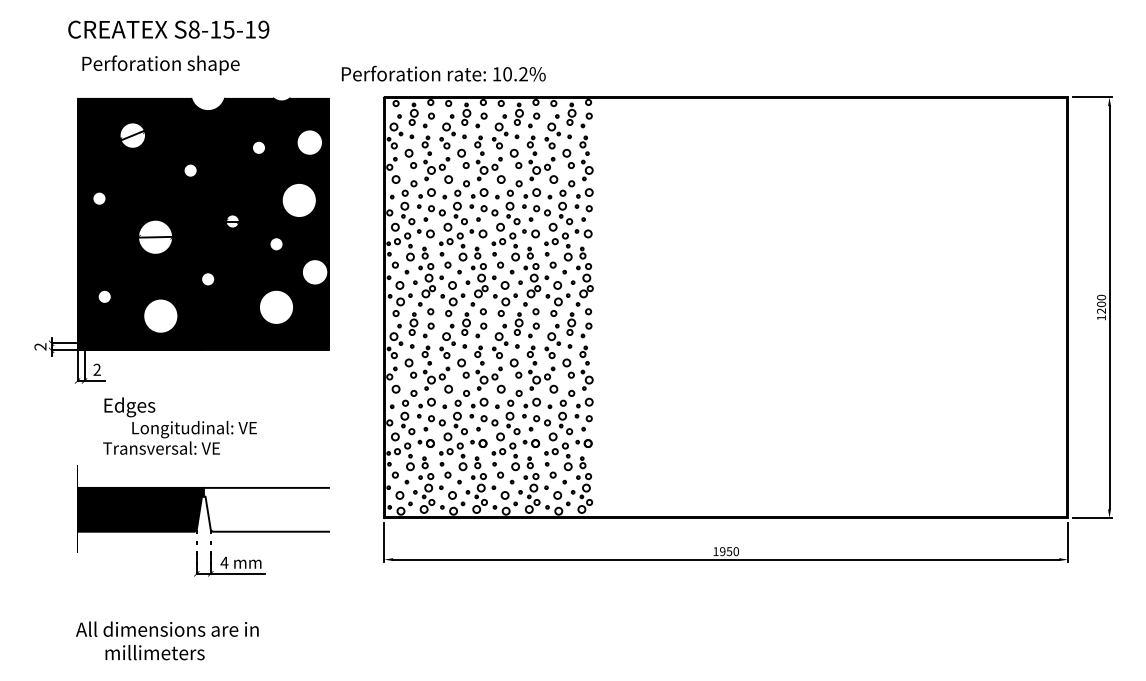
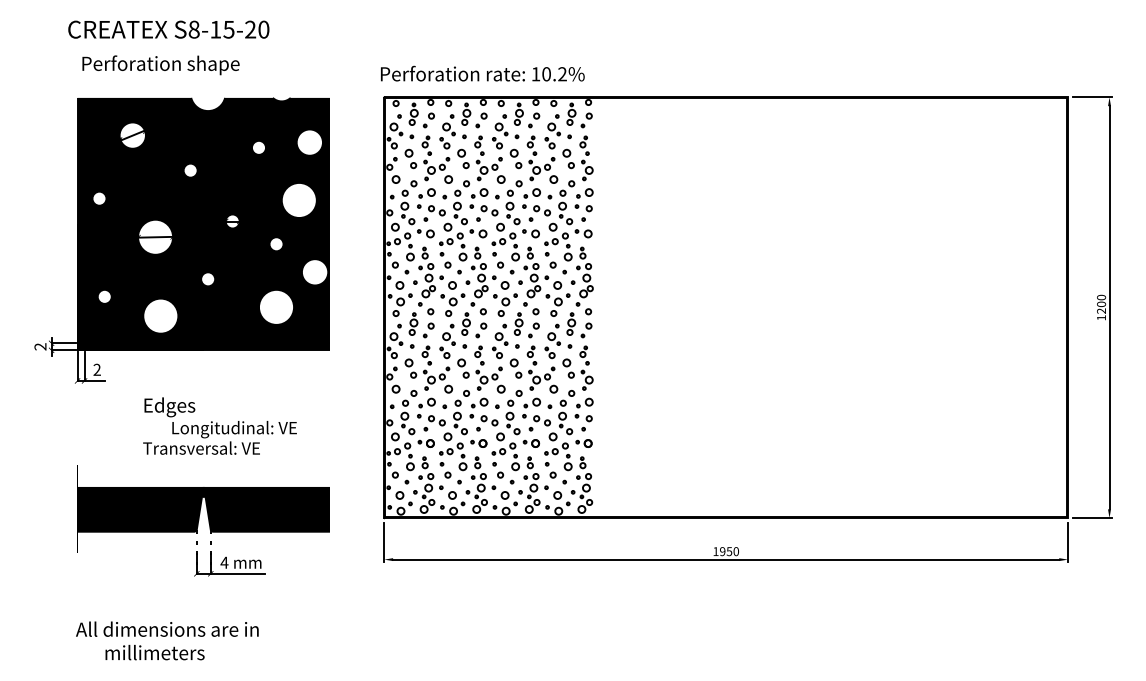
text: S8-15-19 -> S8-15-20 (257, 29)
text position: (443, 73) -> (482, 73) (482, 73)
text position: (179, 425) -> (219, 425) (219, 425)
fill: none -> present (266, 509)
